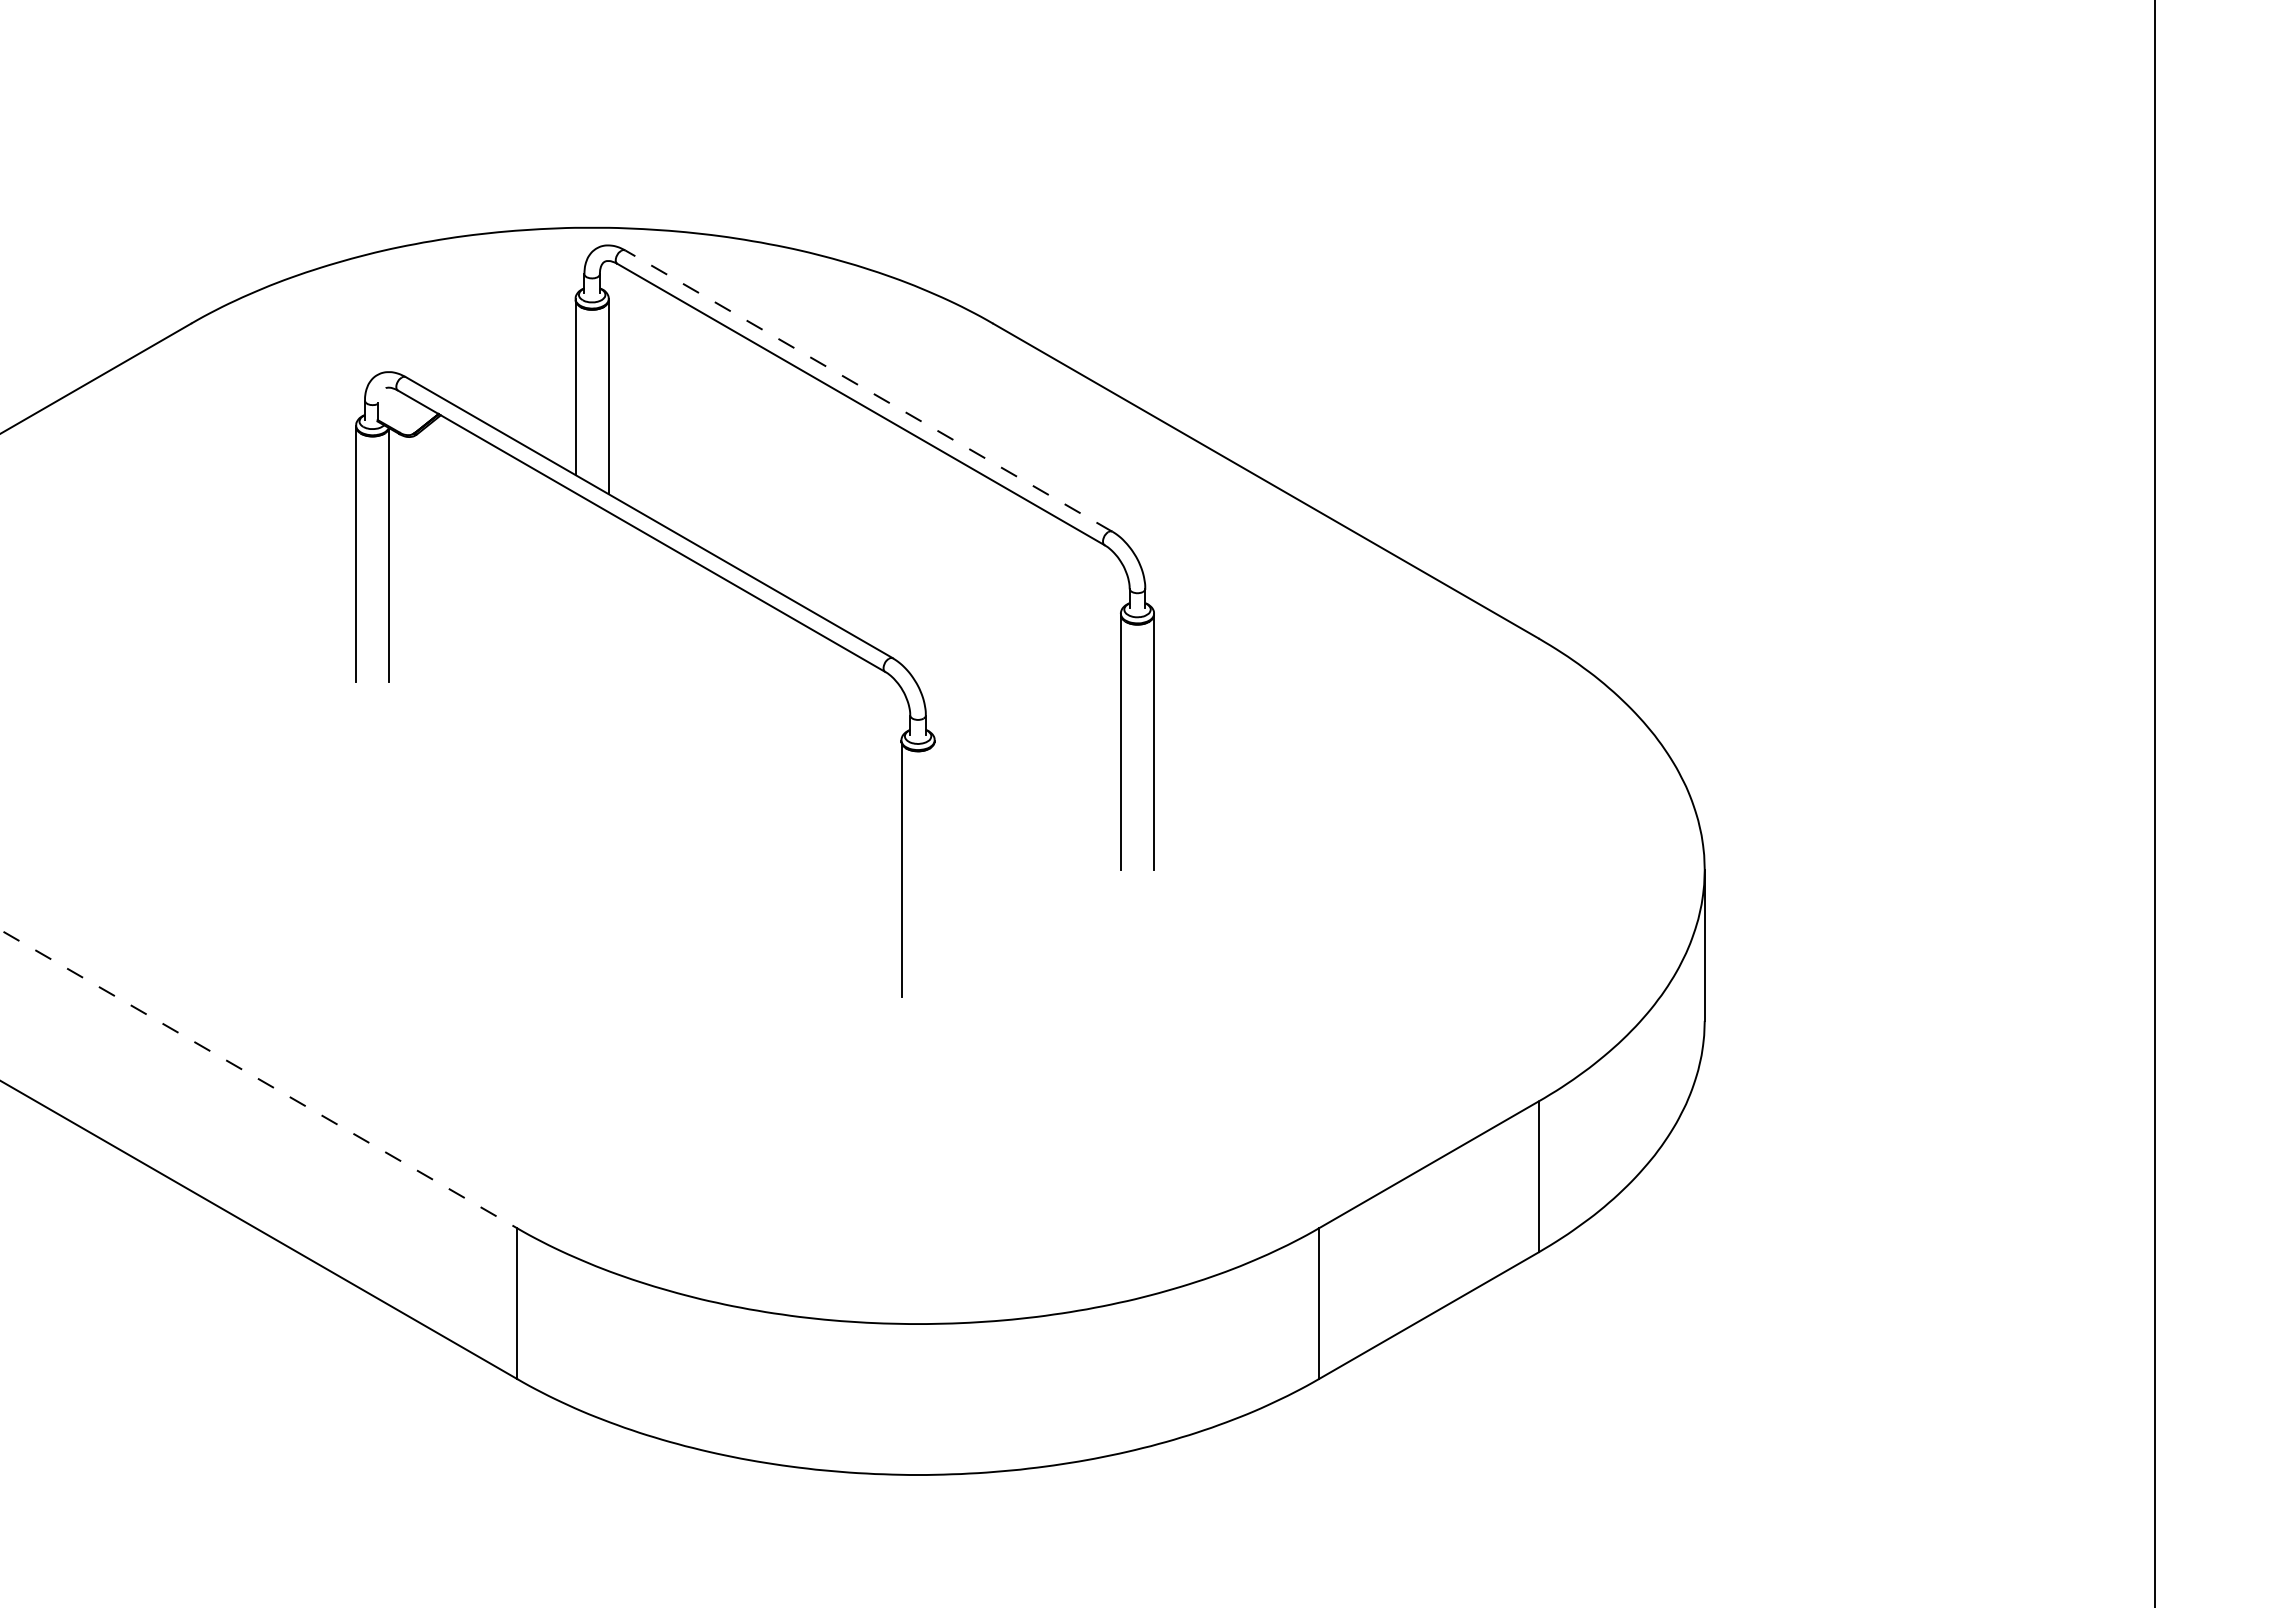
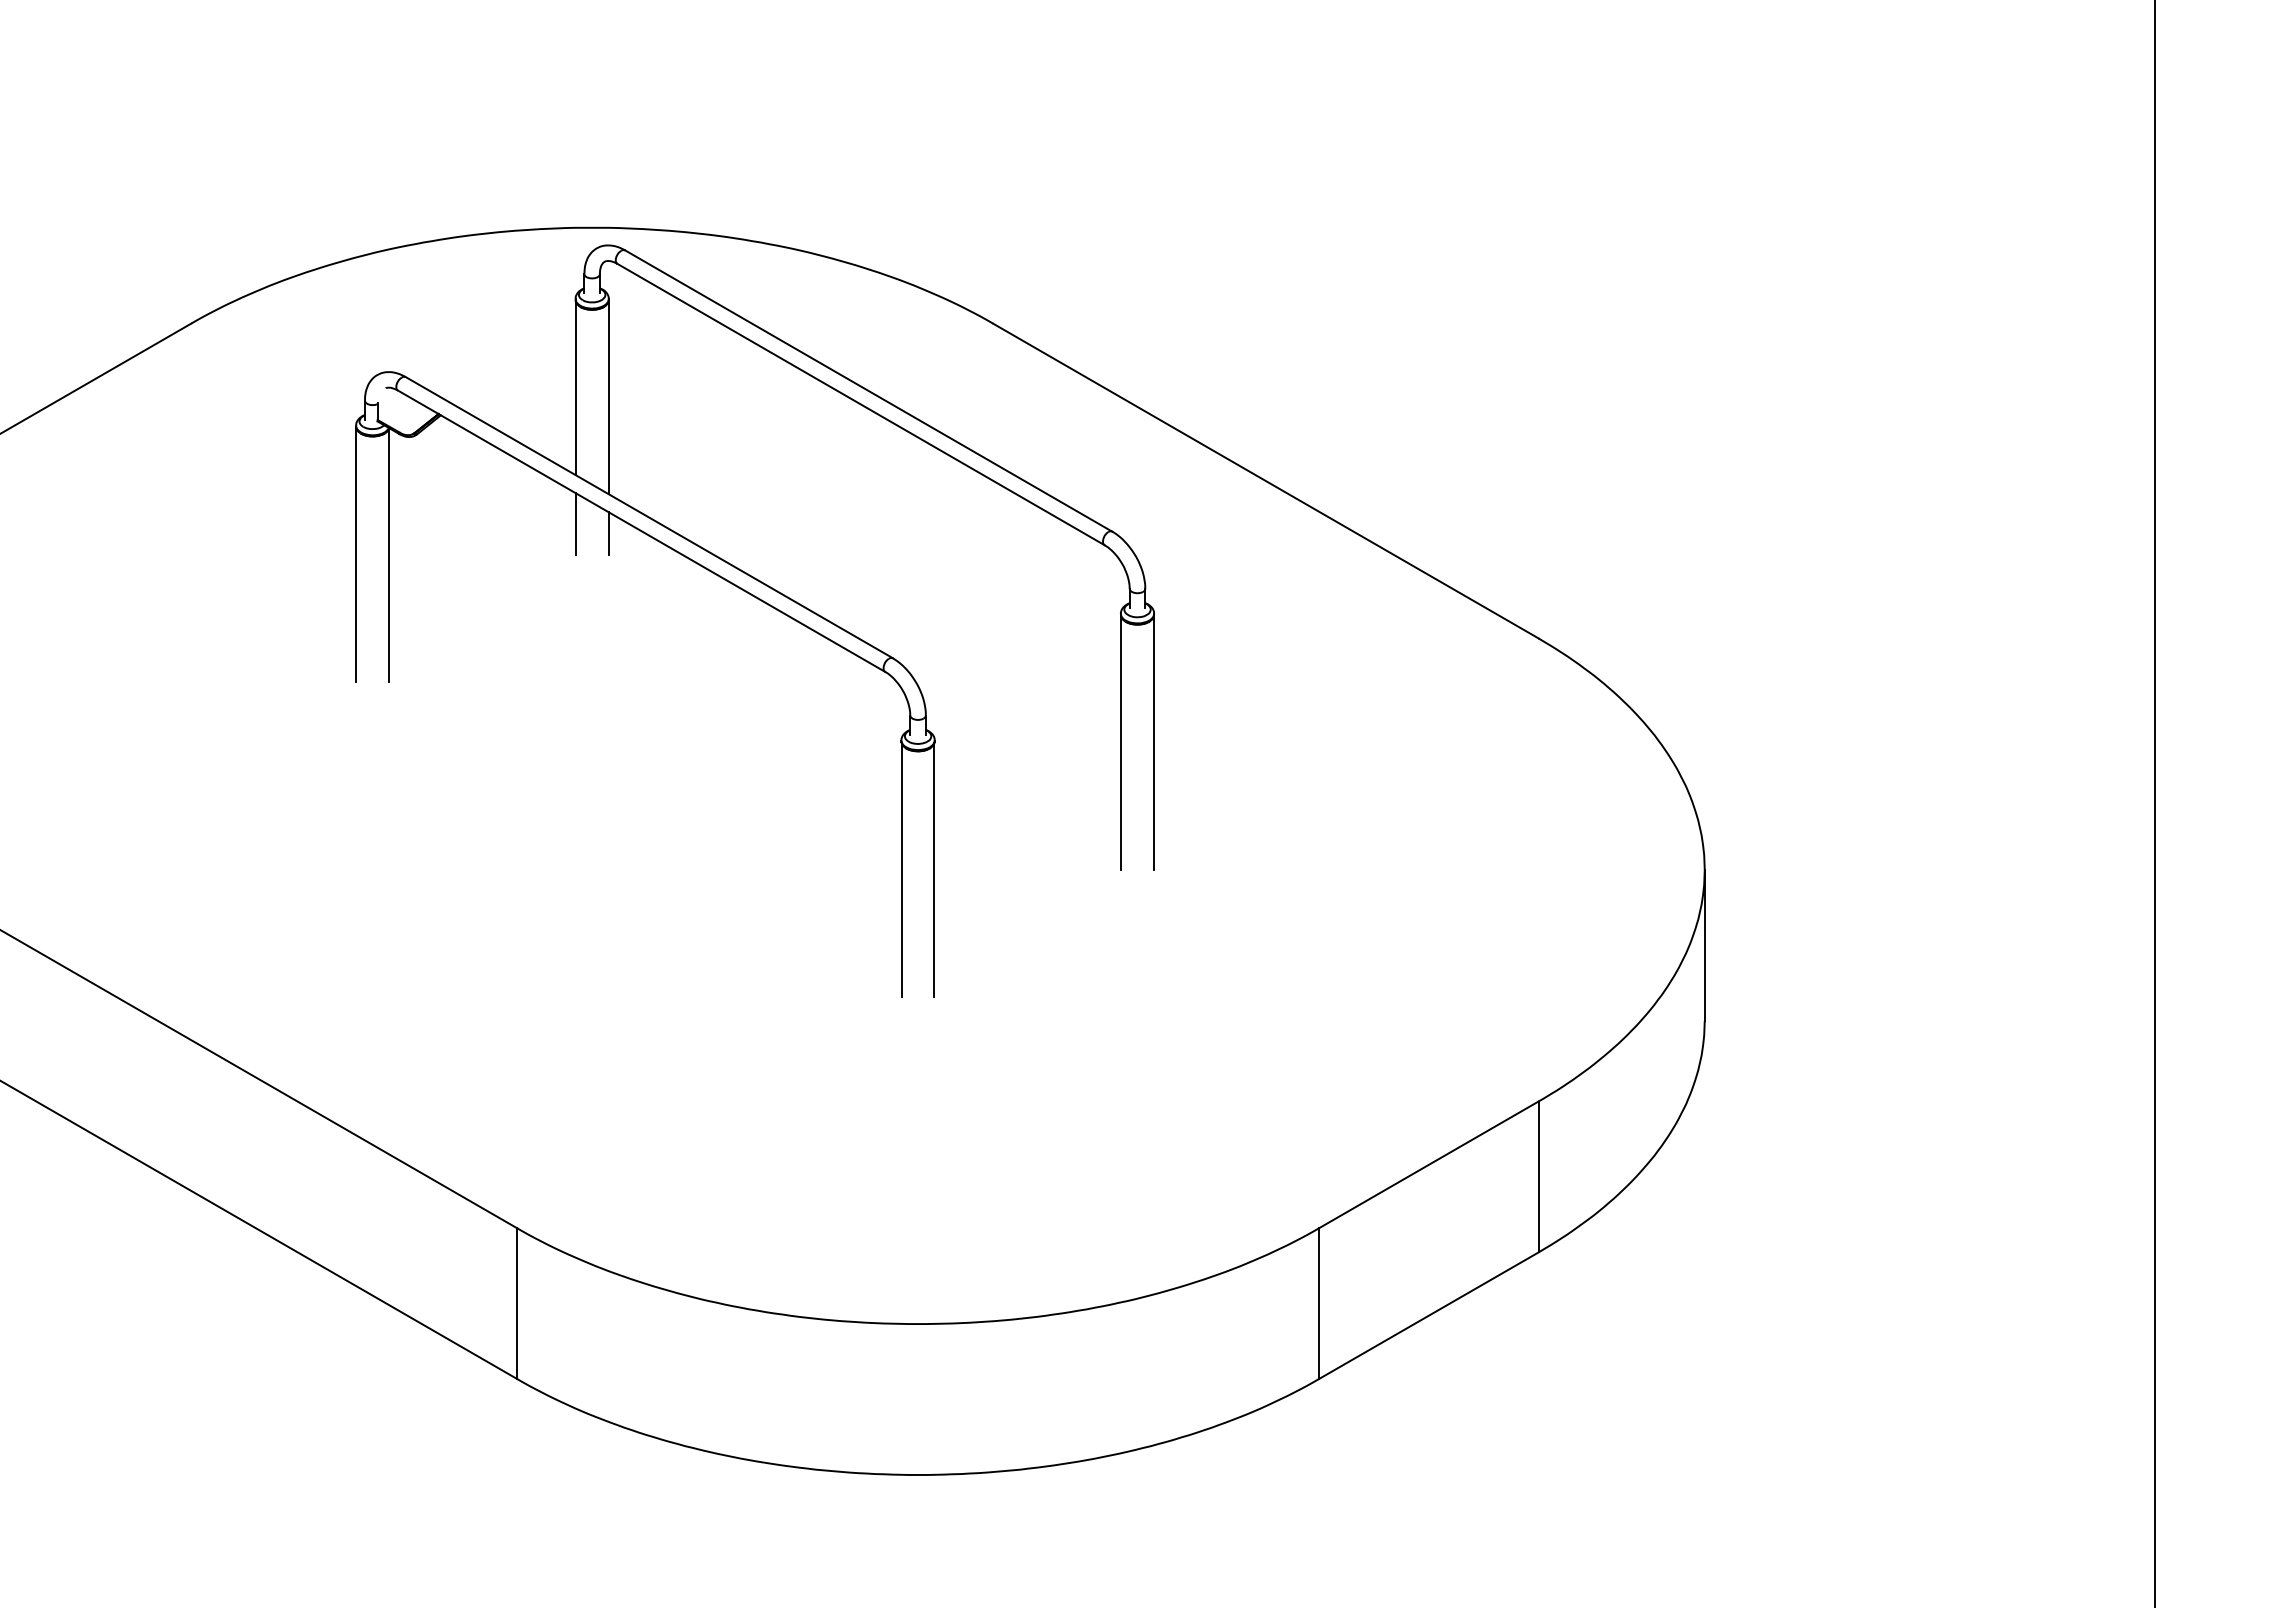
line: dashed -> solid (868, 390)
line: none -> present (575, 524)
line: none -> present (608, 533)
line: none -> present (934, 869)
line: dashed -> solid (259, 1079)
